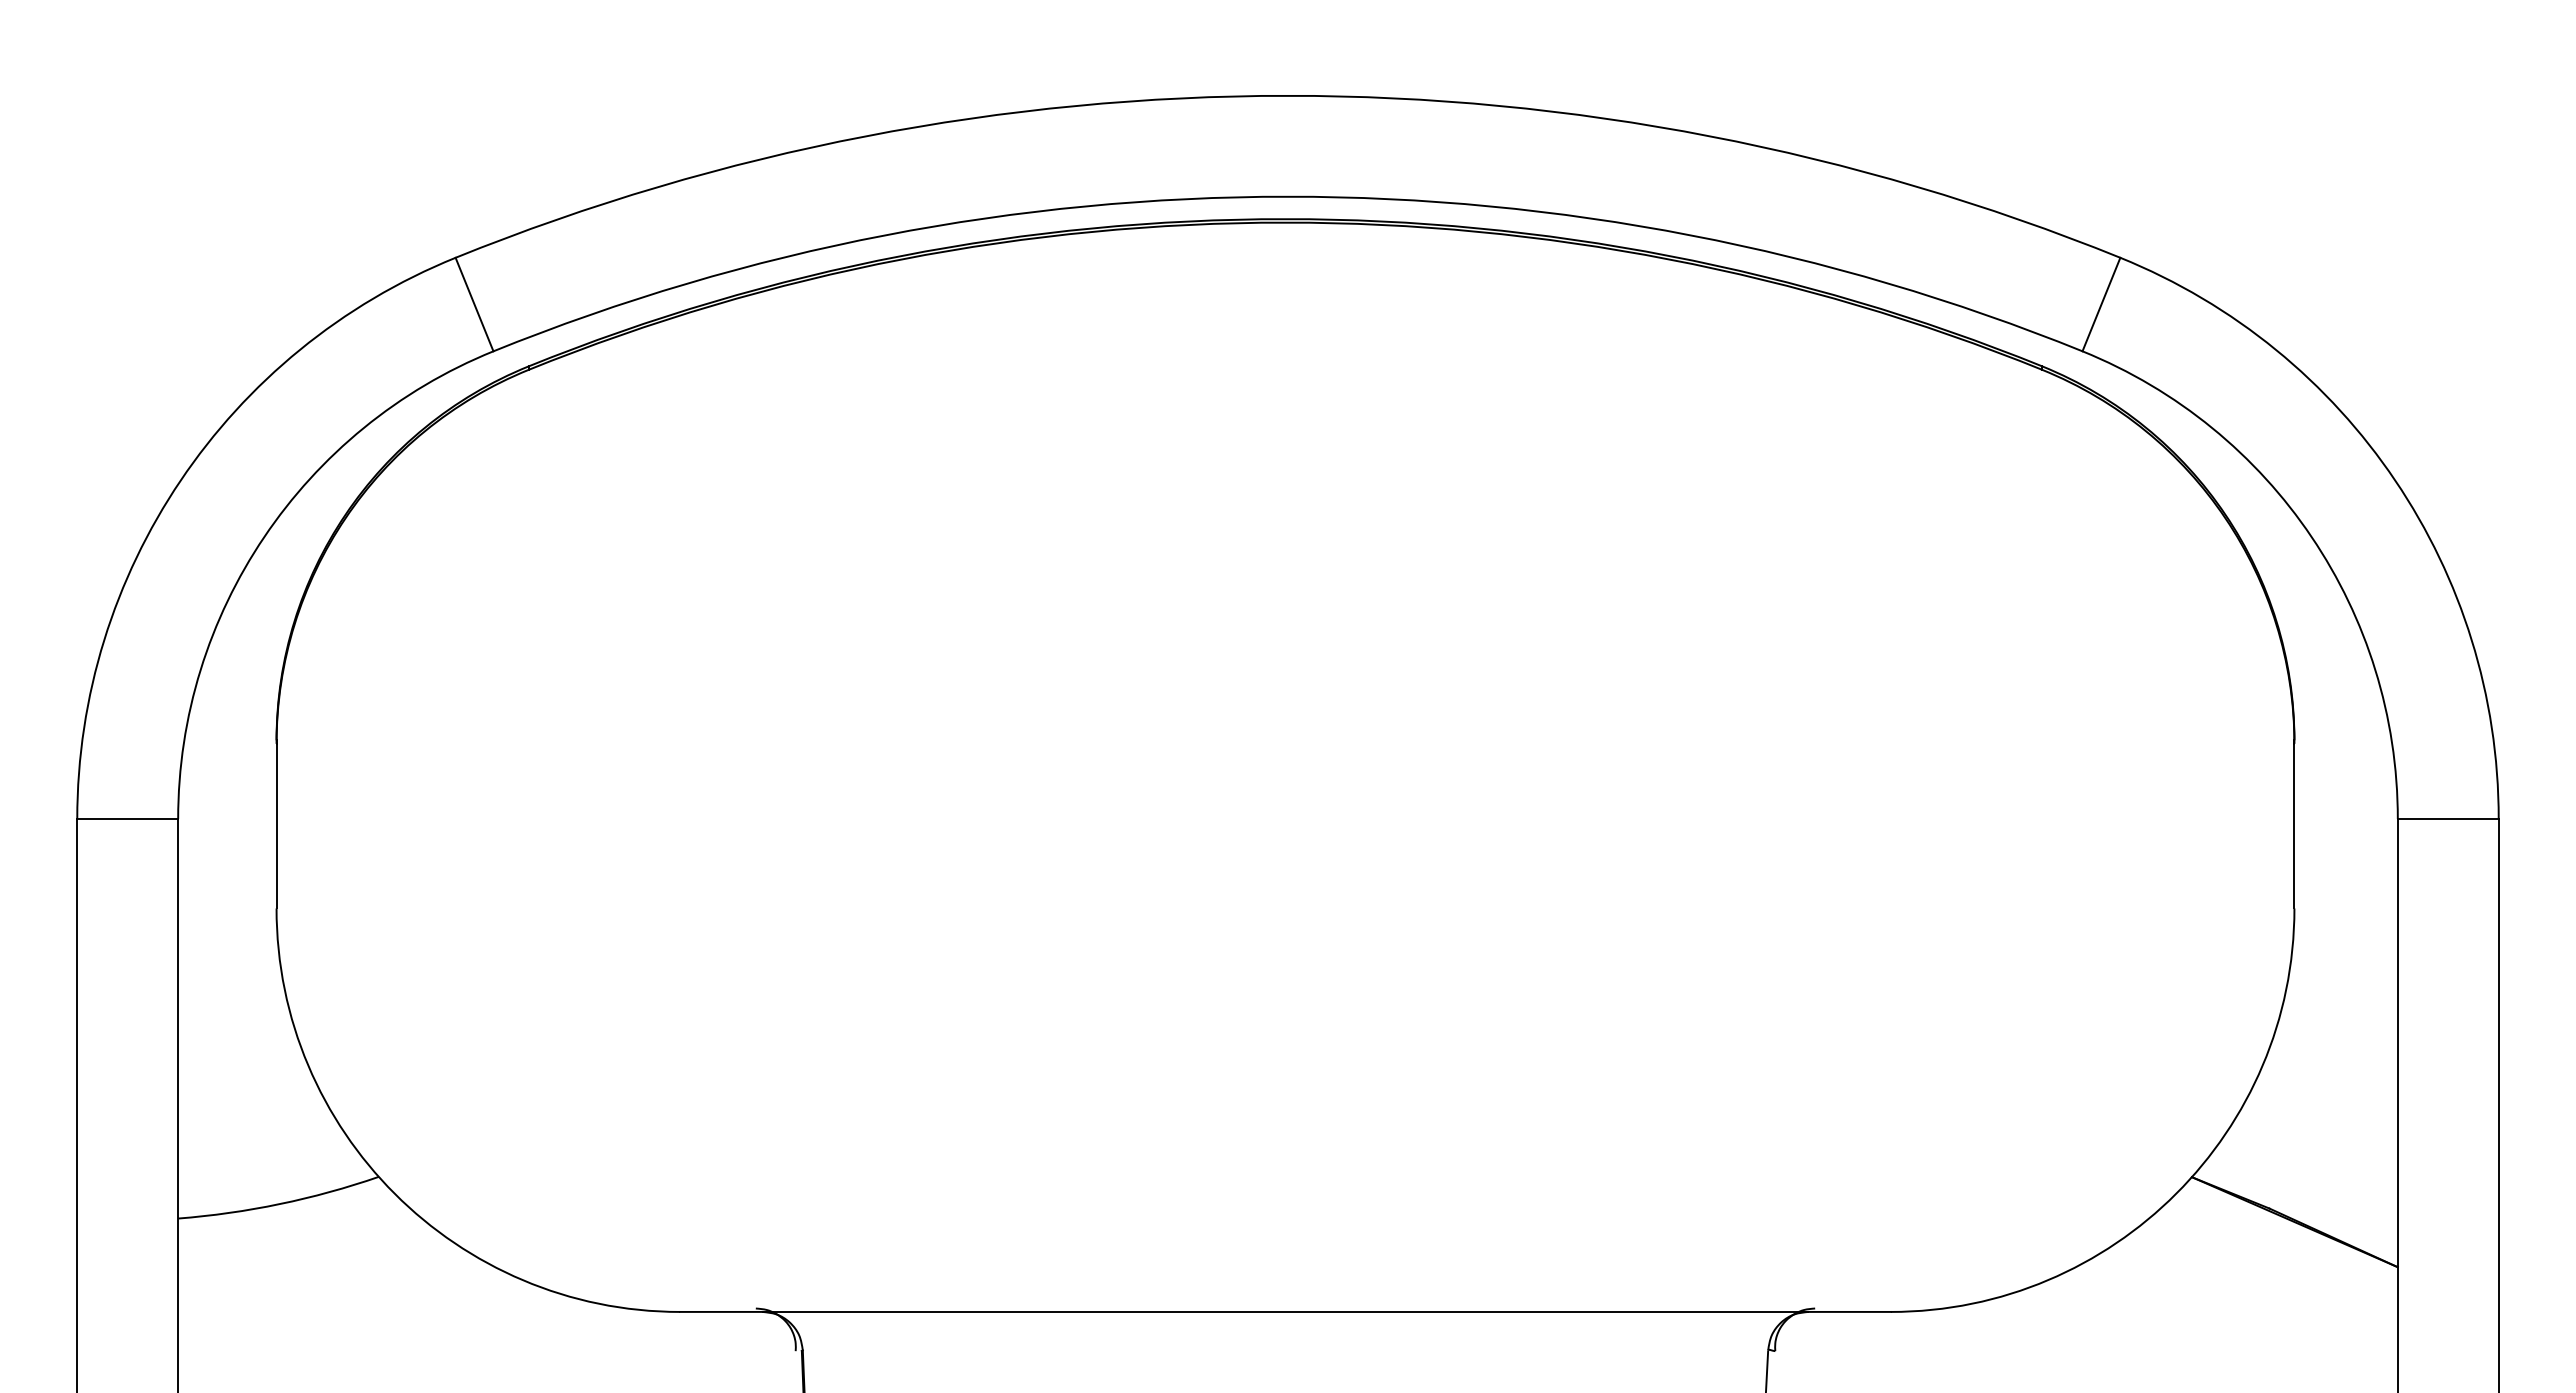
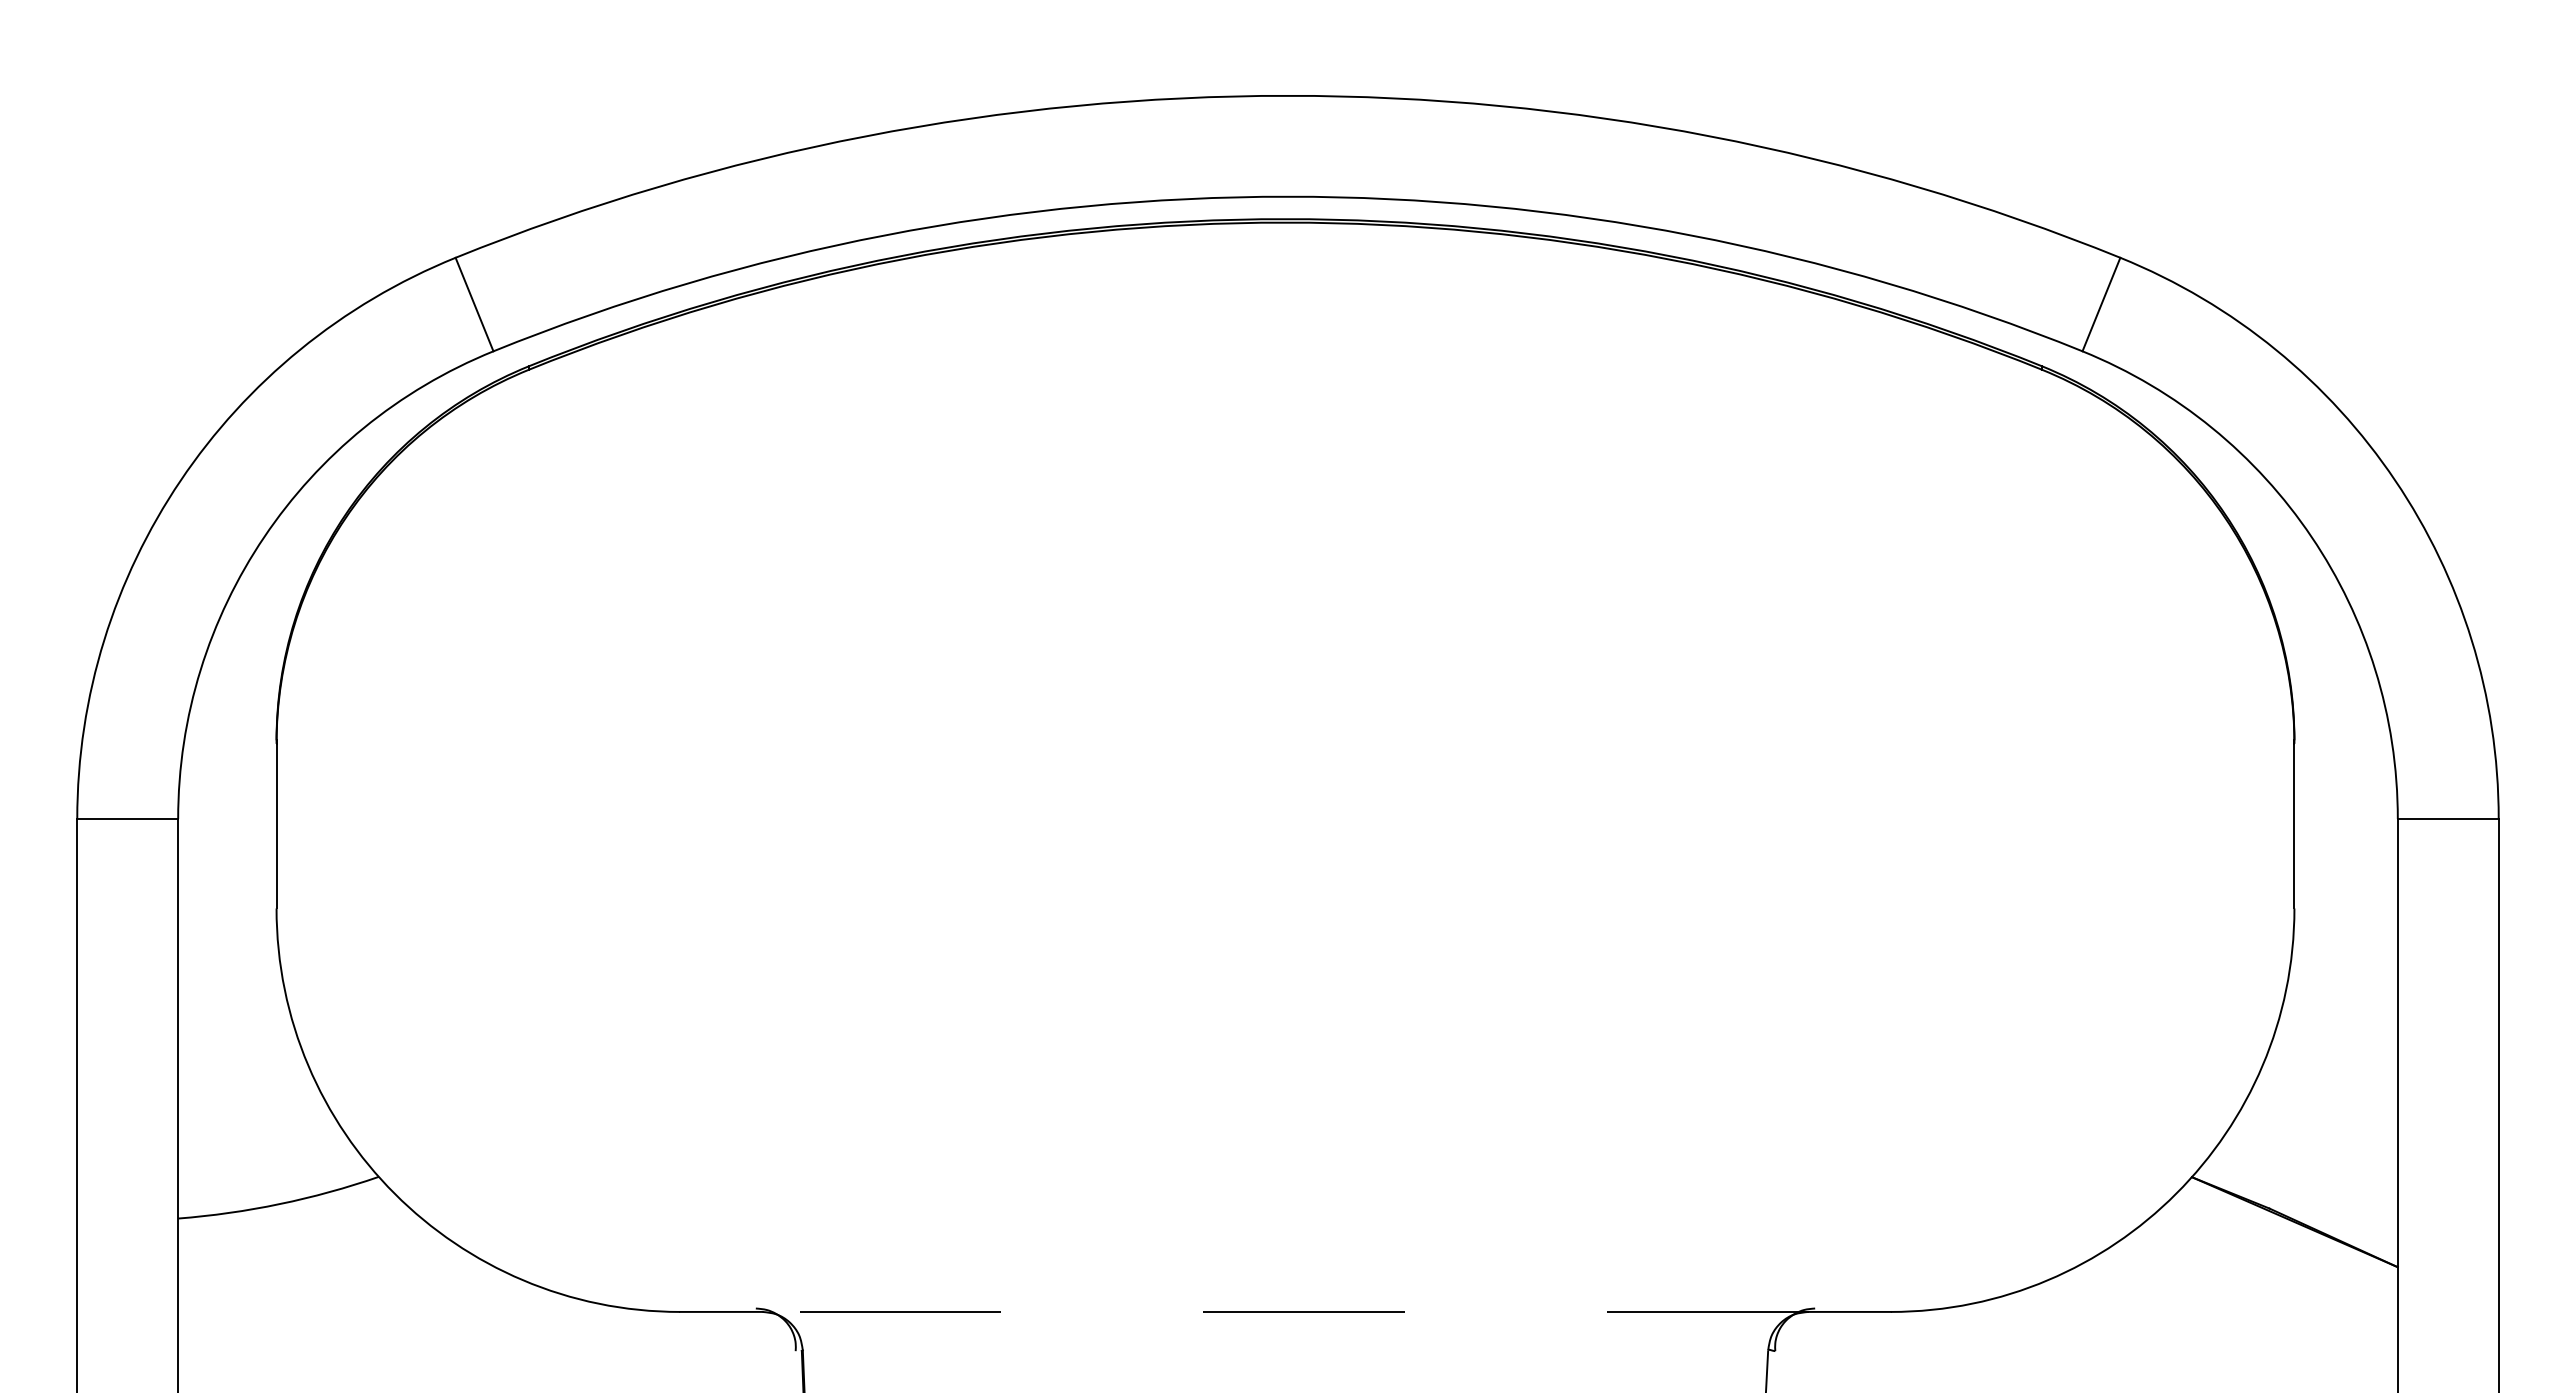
line: solid -> dashed (1285, 1311)
